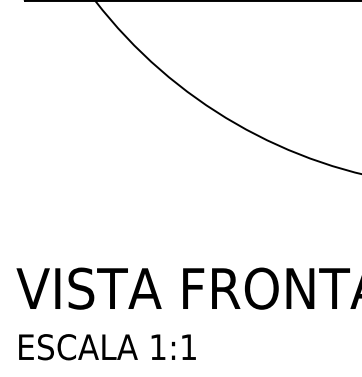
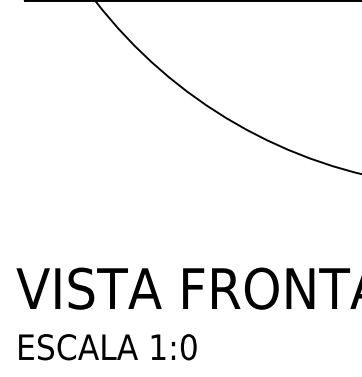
text: 1:1 -> 1:0 (188, 347)
